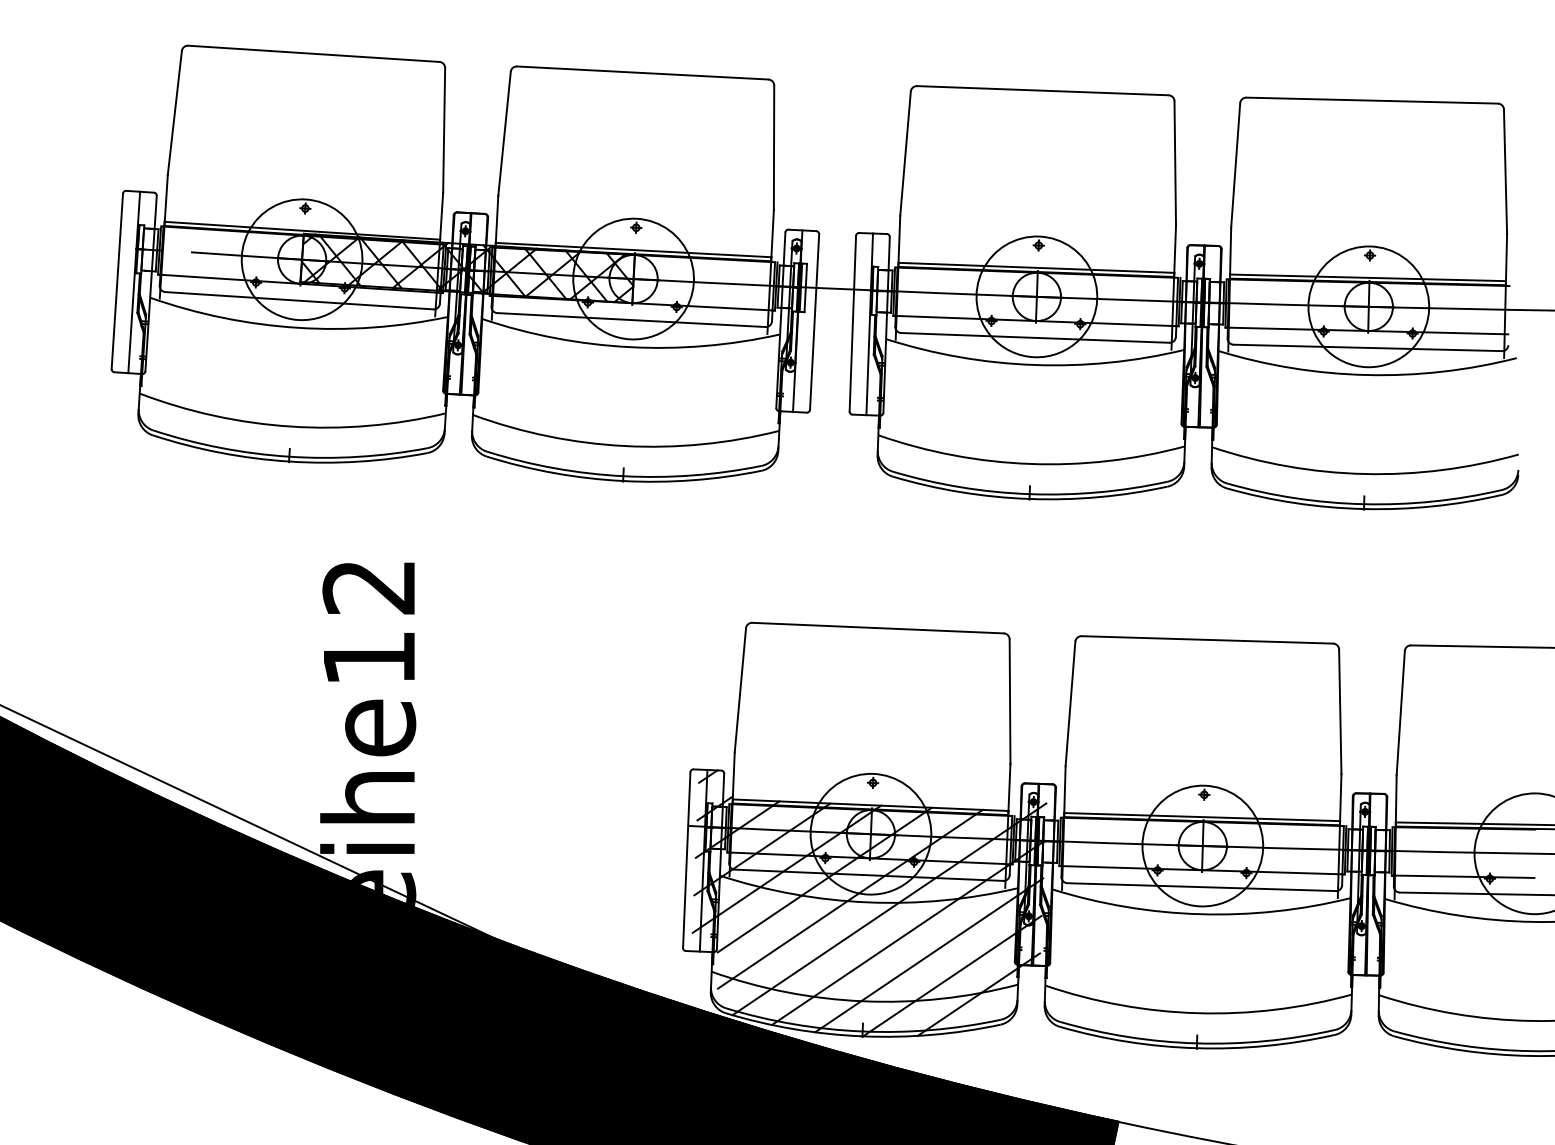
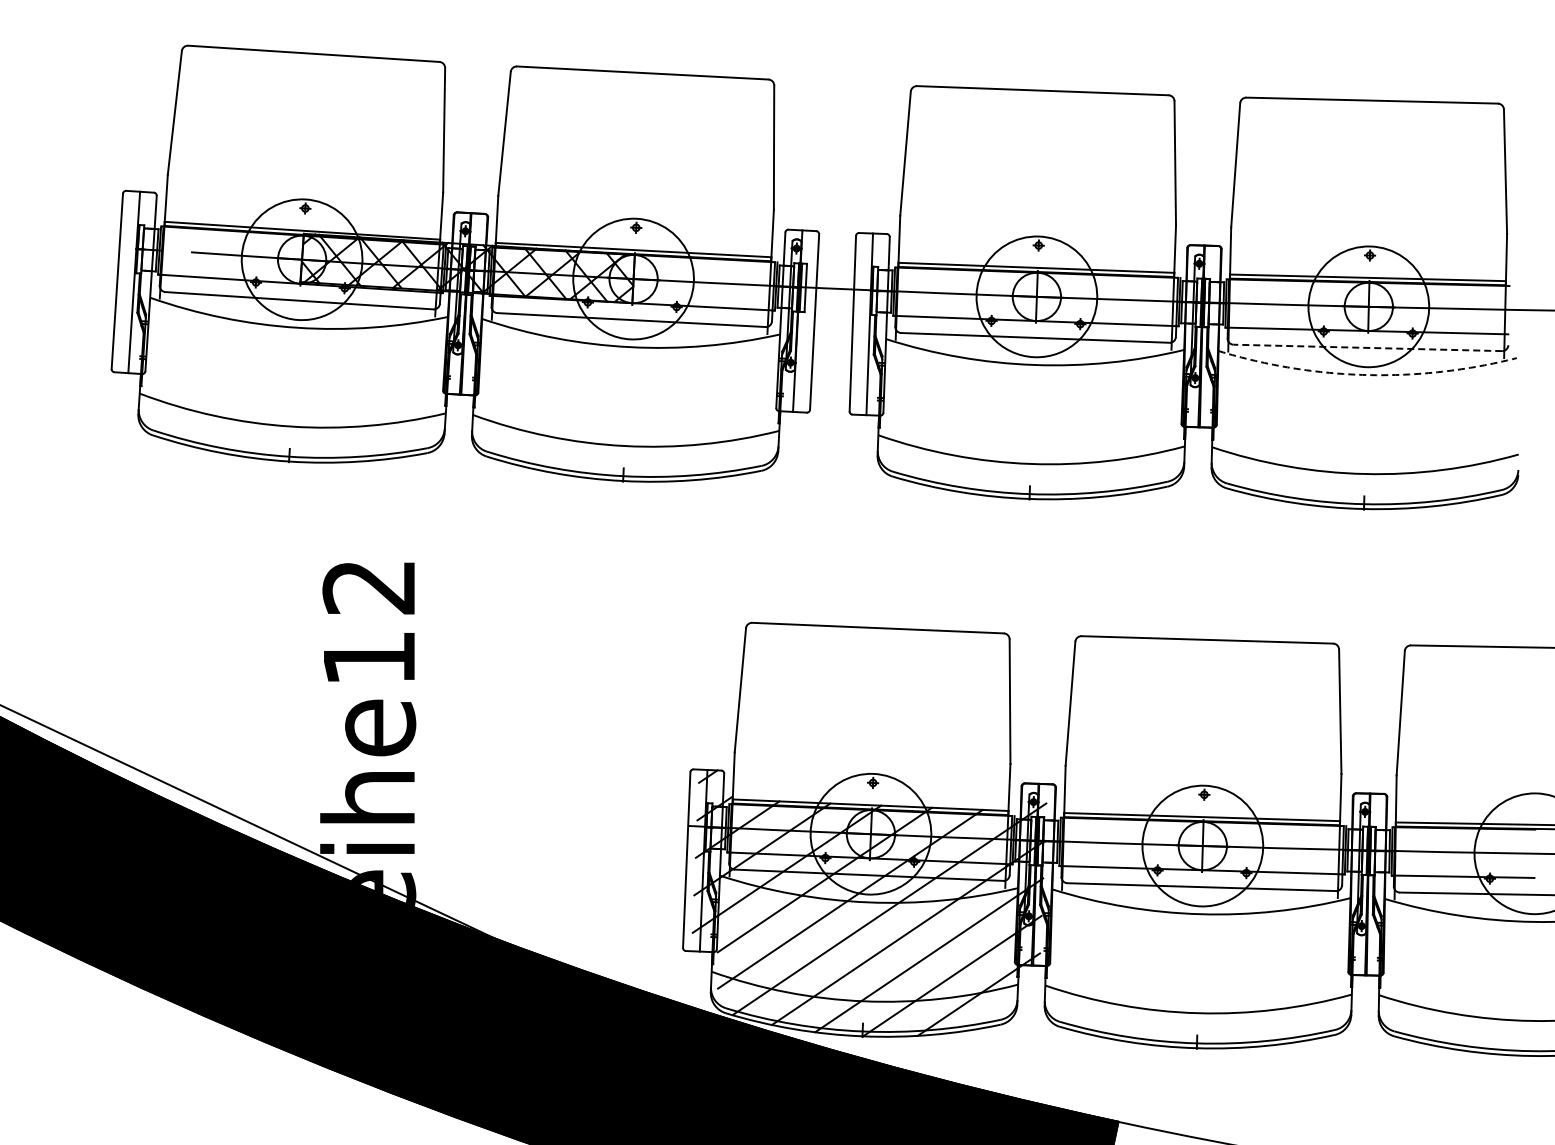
line: solid -> dashed (1367, 347)
arc: solid -> dashed (1367, 375)
